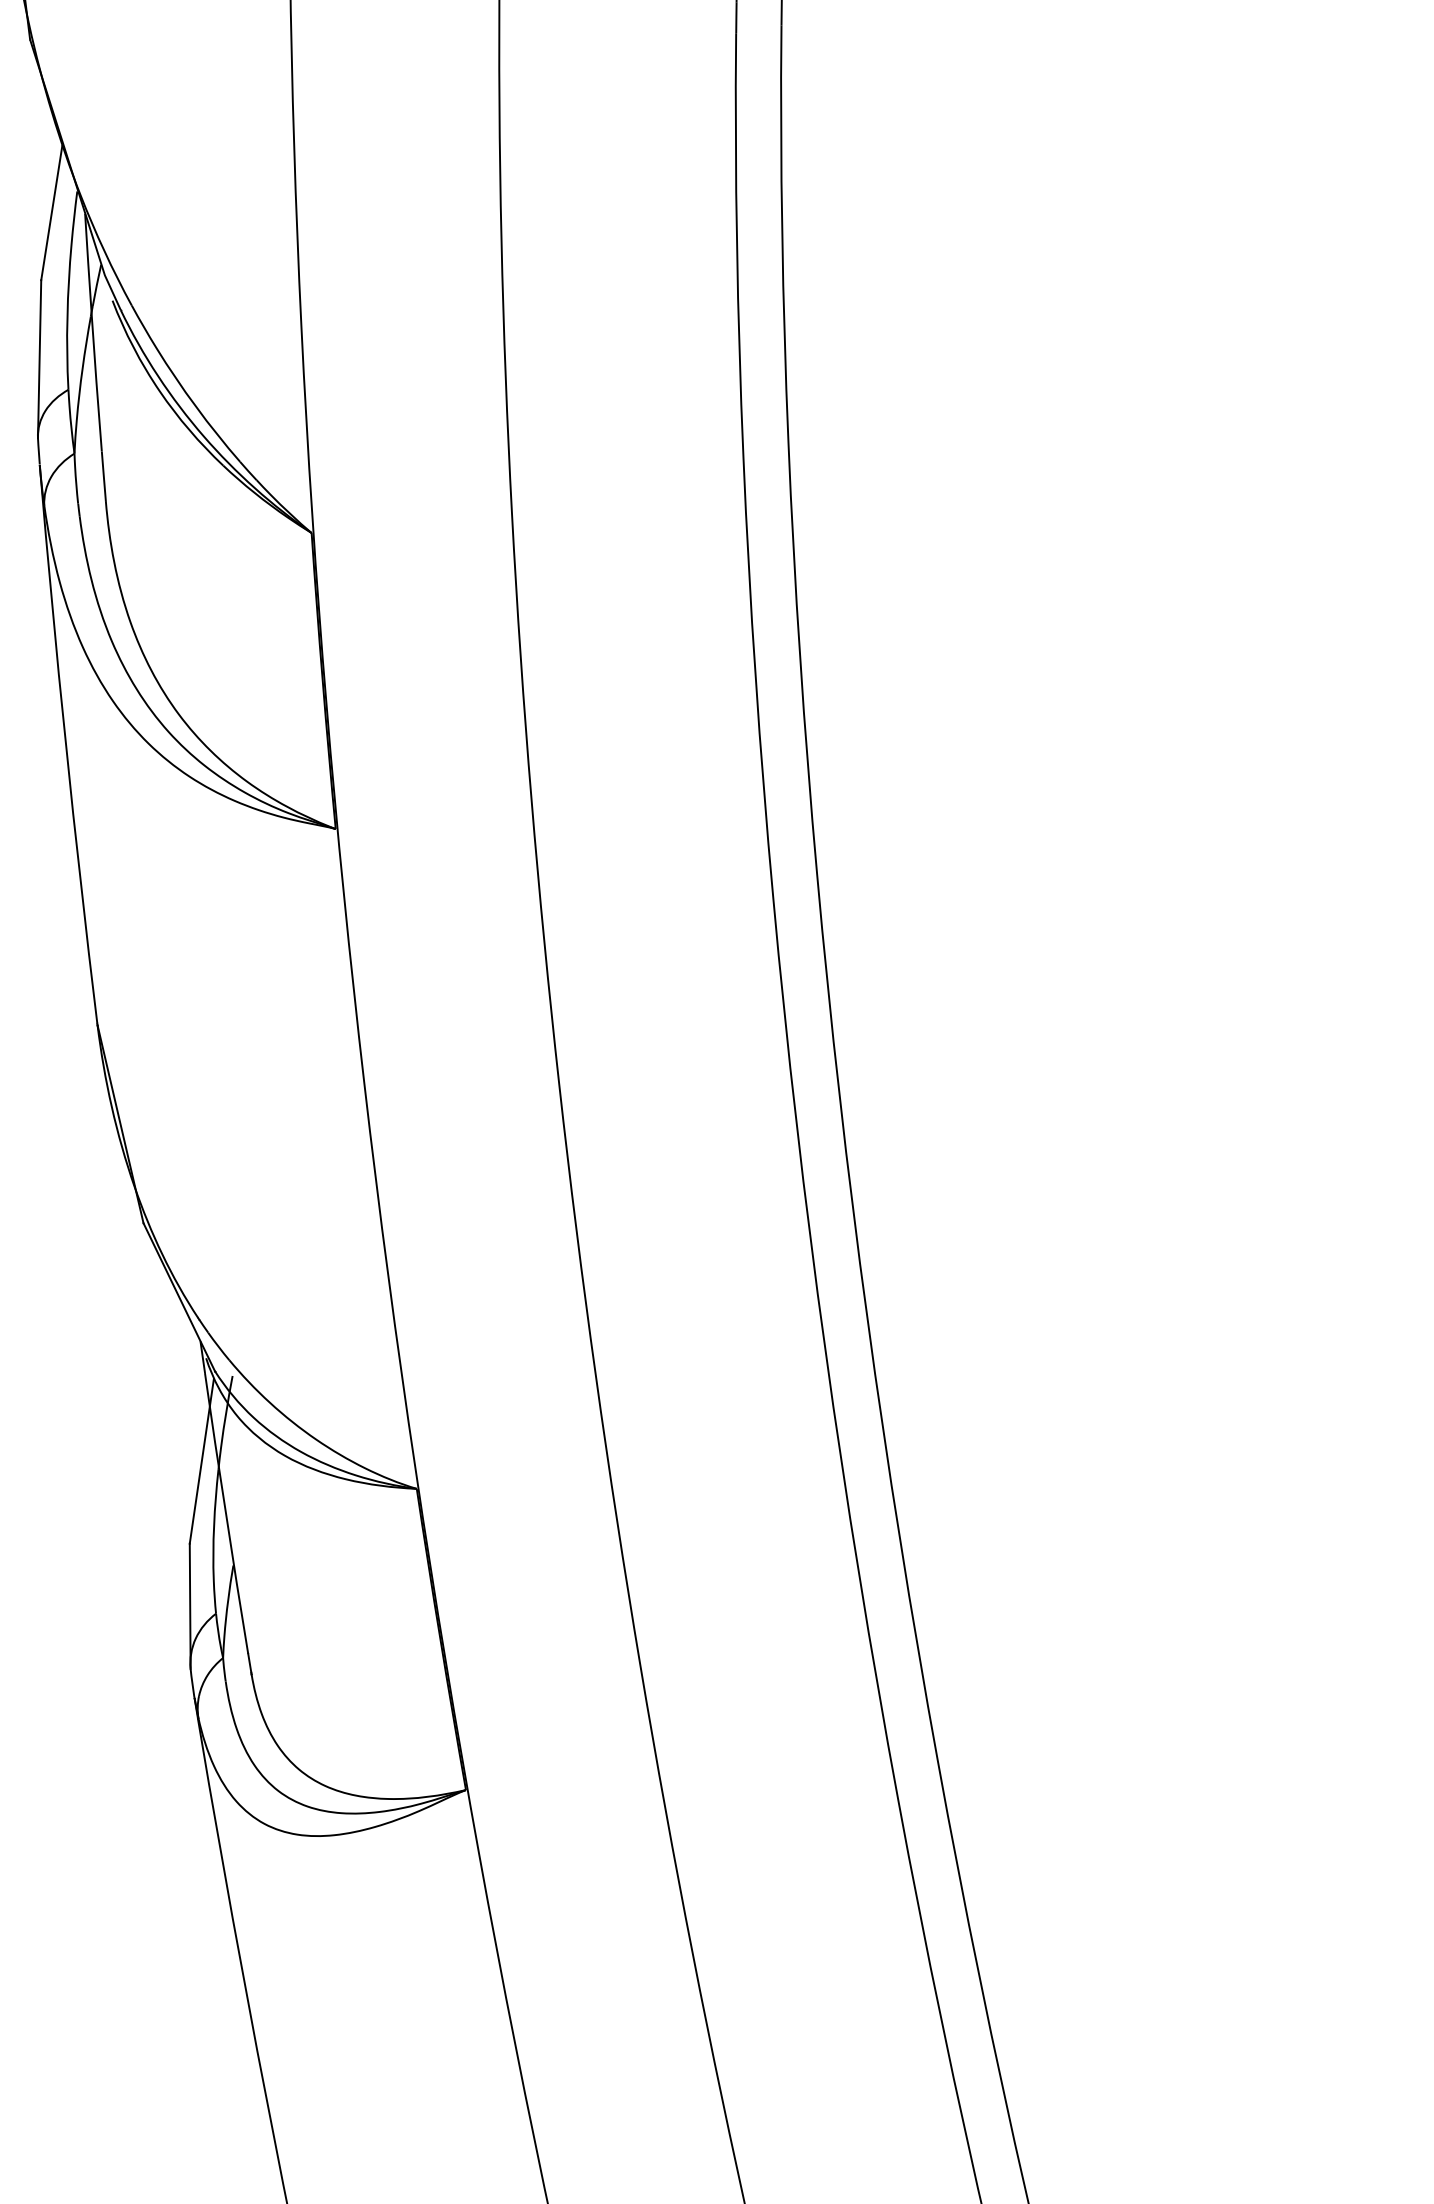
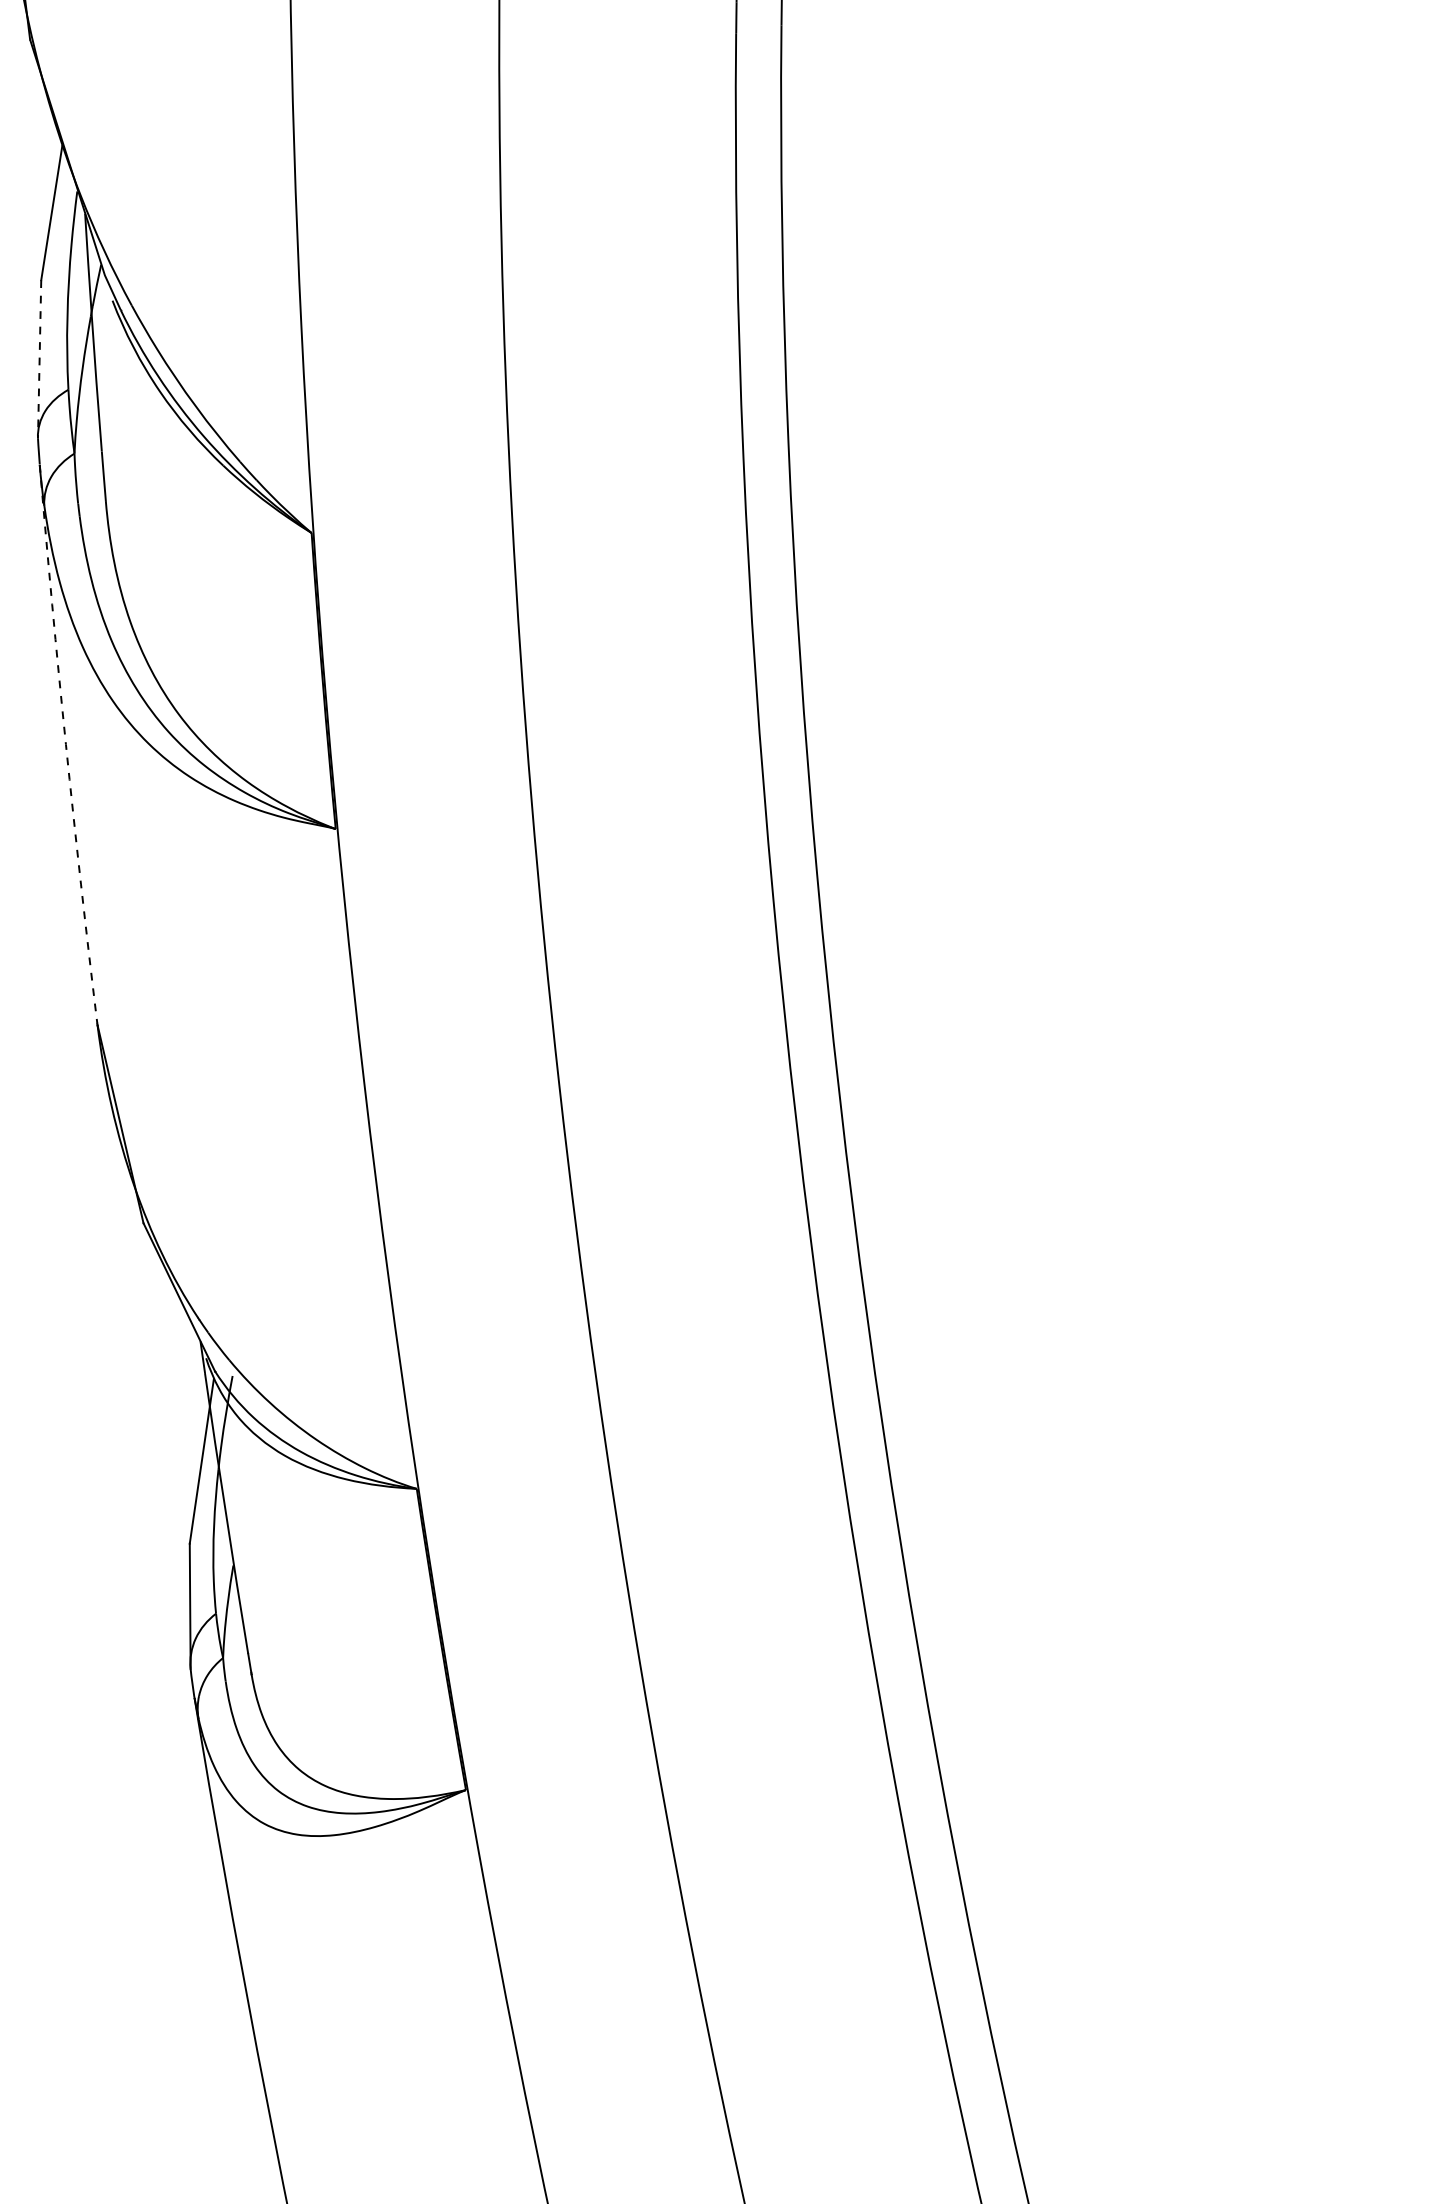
line: solid -> dashed (39, 359)
arc: solid -> dashed (65, 744)
